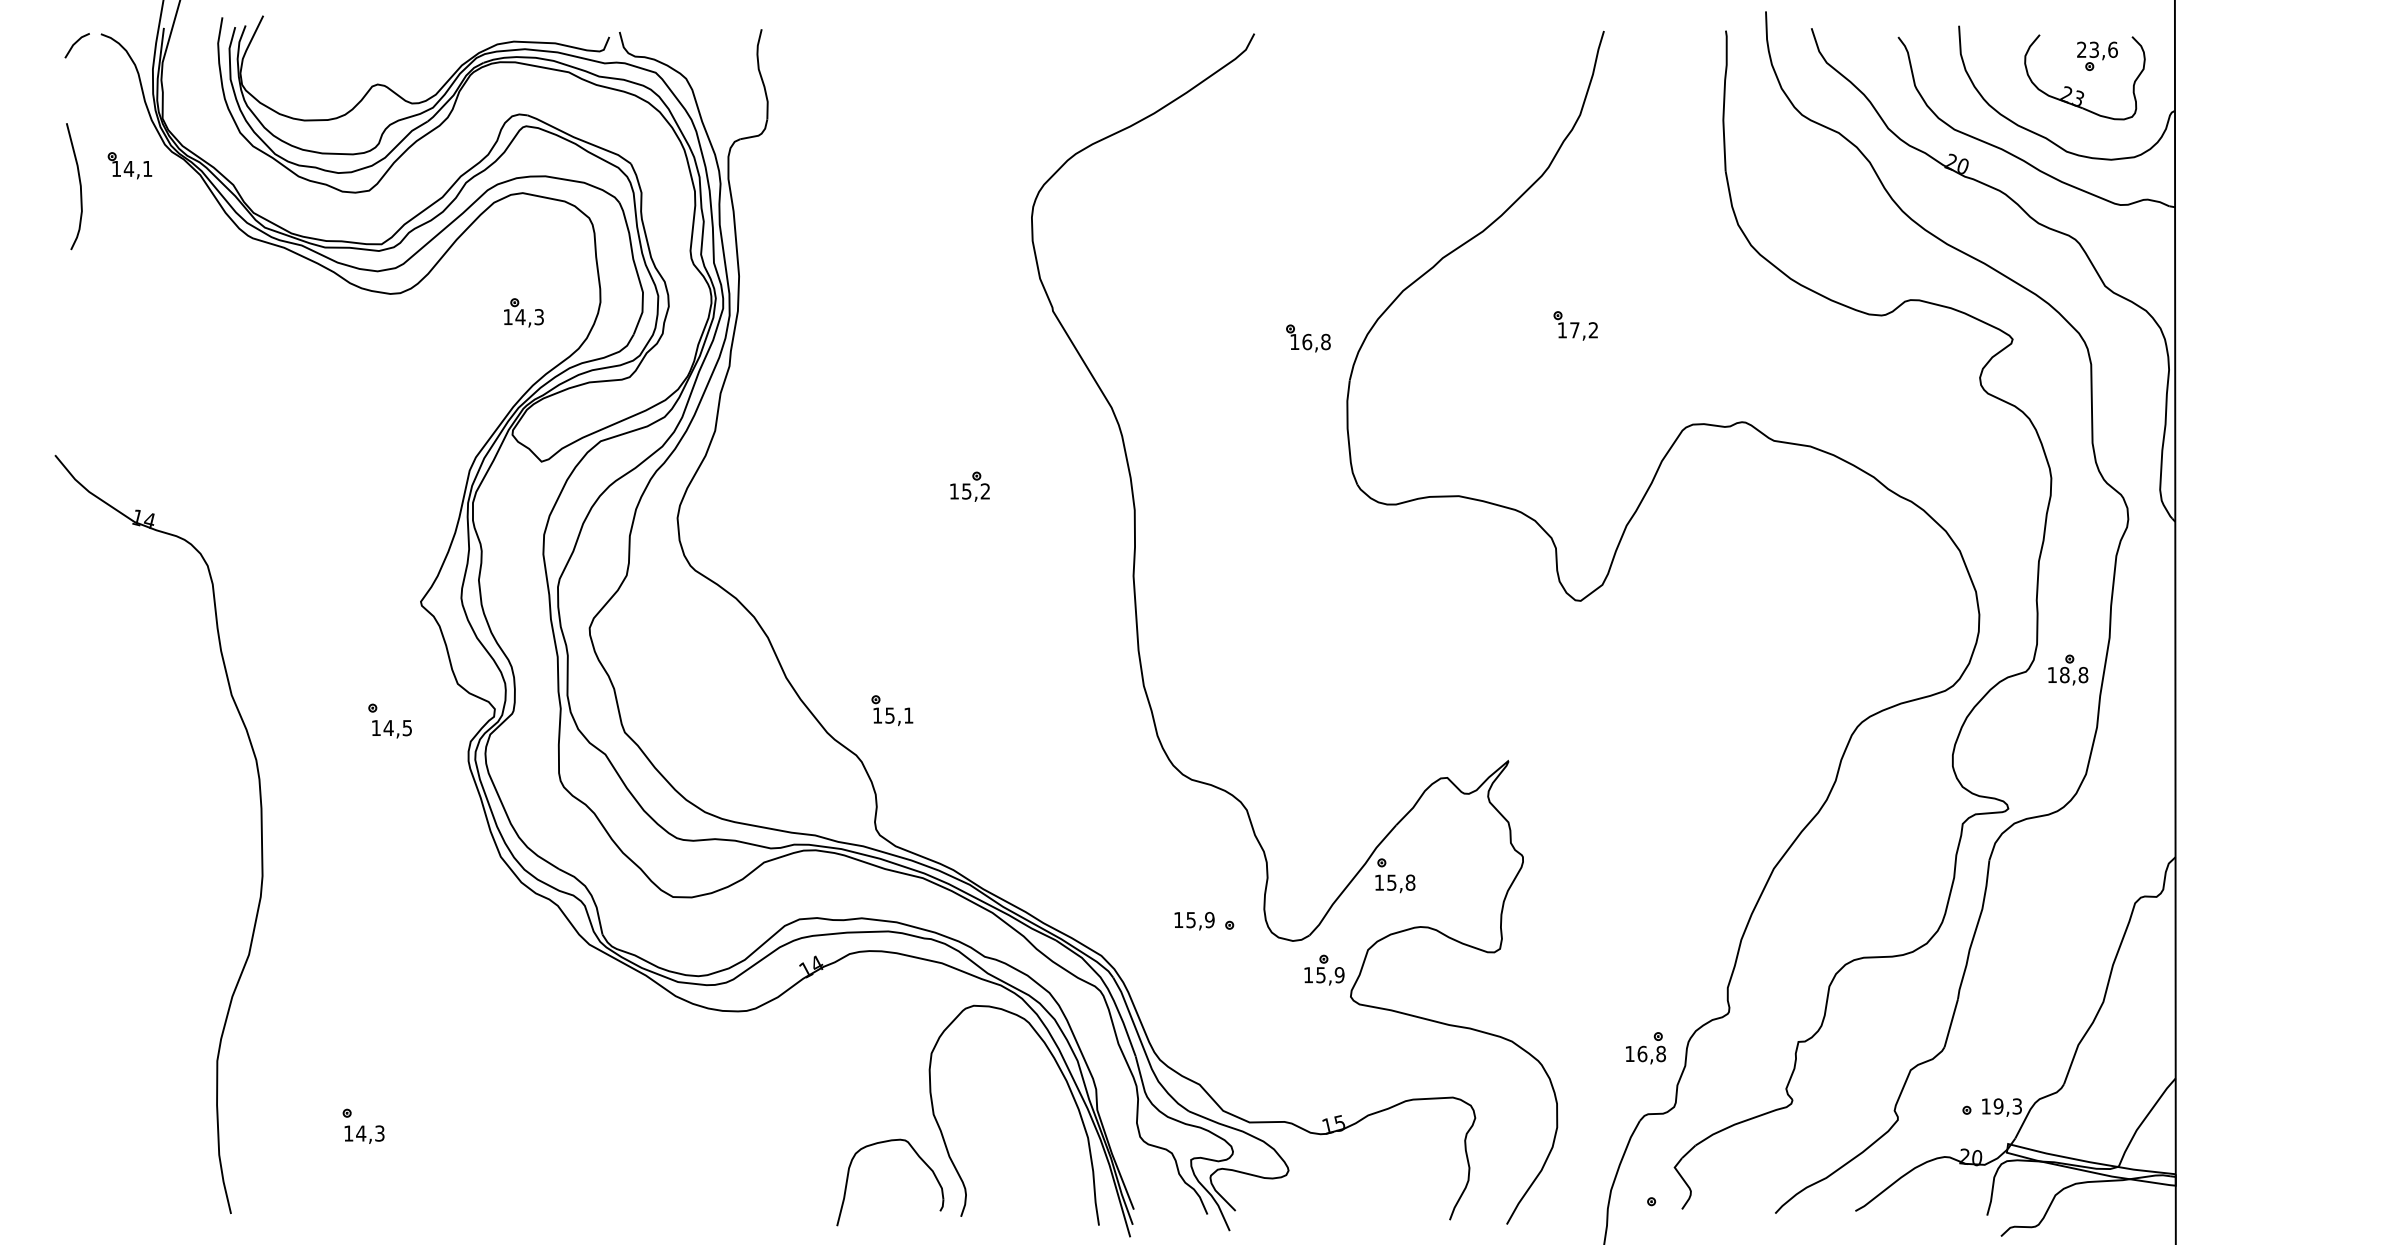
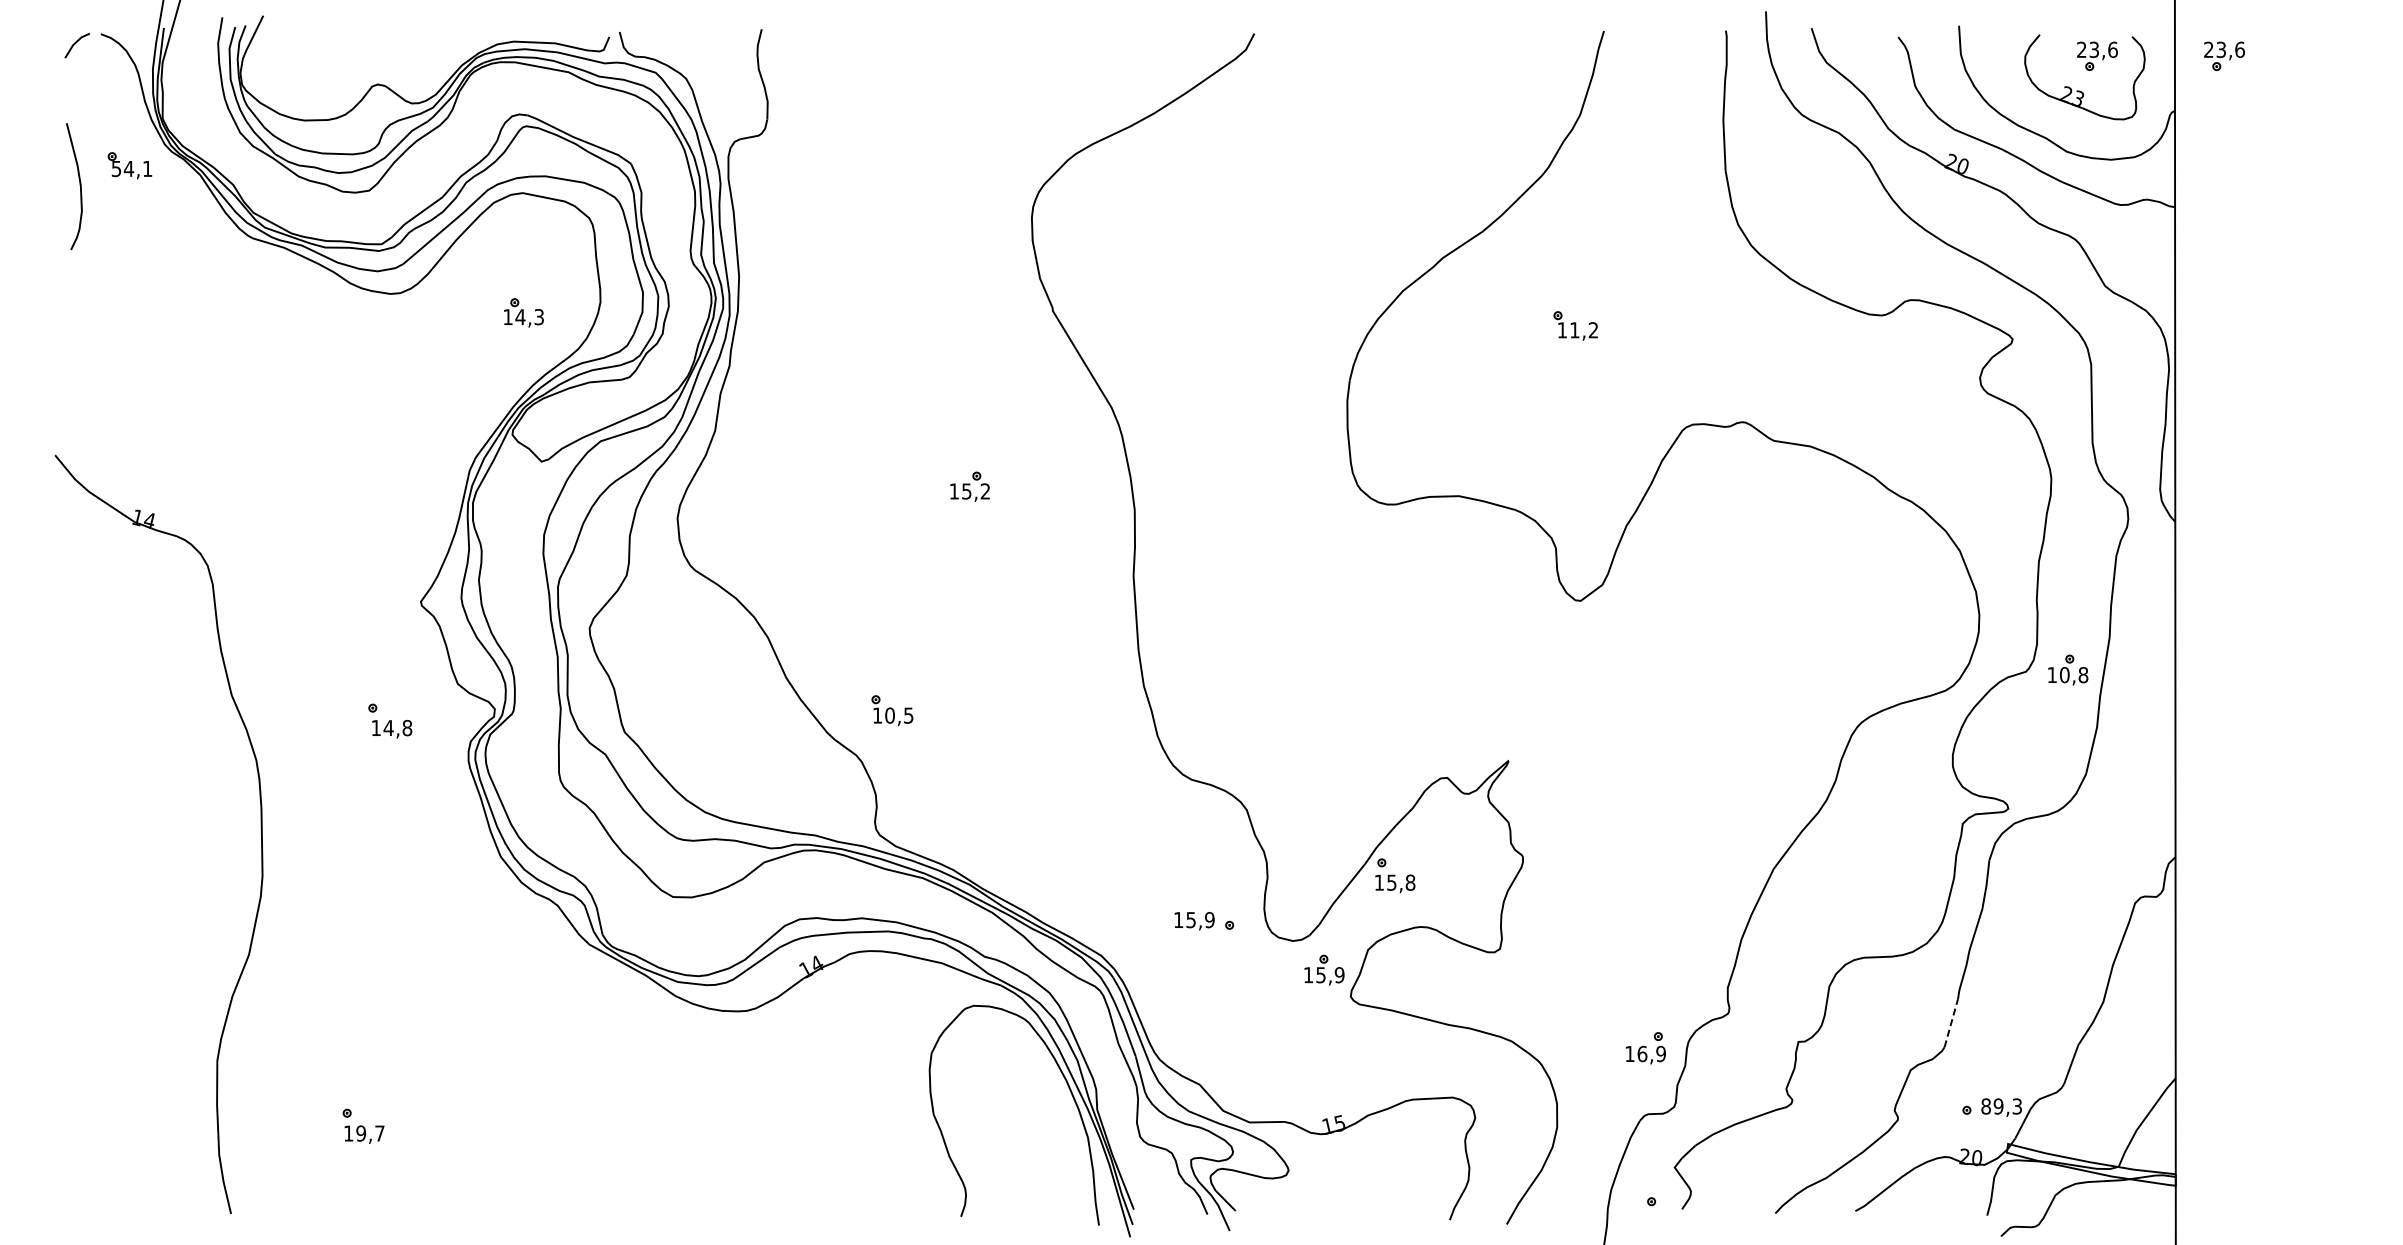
part: none -> present (2224, 55)
text: 14,1 -> 54,1 (115, 169)
text: 17,2 -> 11,2 (1574, 330)
part: present -> none (1308, 338)
text: 18,8 -> 10,8 (2064, 674)
text: 15,1 -> 10,5 (899, 715)
text: 14,5 -> 14,8 (407, 727)
line: solid -> dashed (1951, 1023)
text: 16,8 -> 16,9 (1660, 1054)
text: 19,3 -> 89,3 (1985, 1106)
text: 14,3 -> 19,7 (370, 1133)
part: present -> none (918, 1157)
